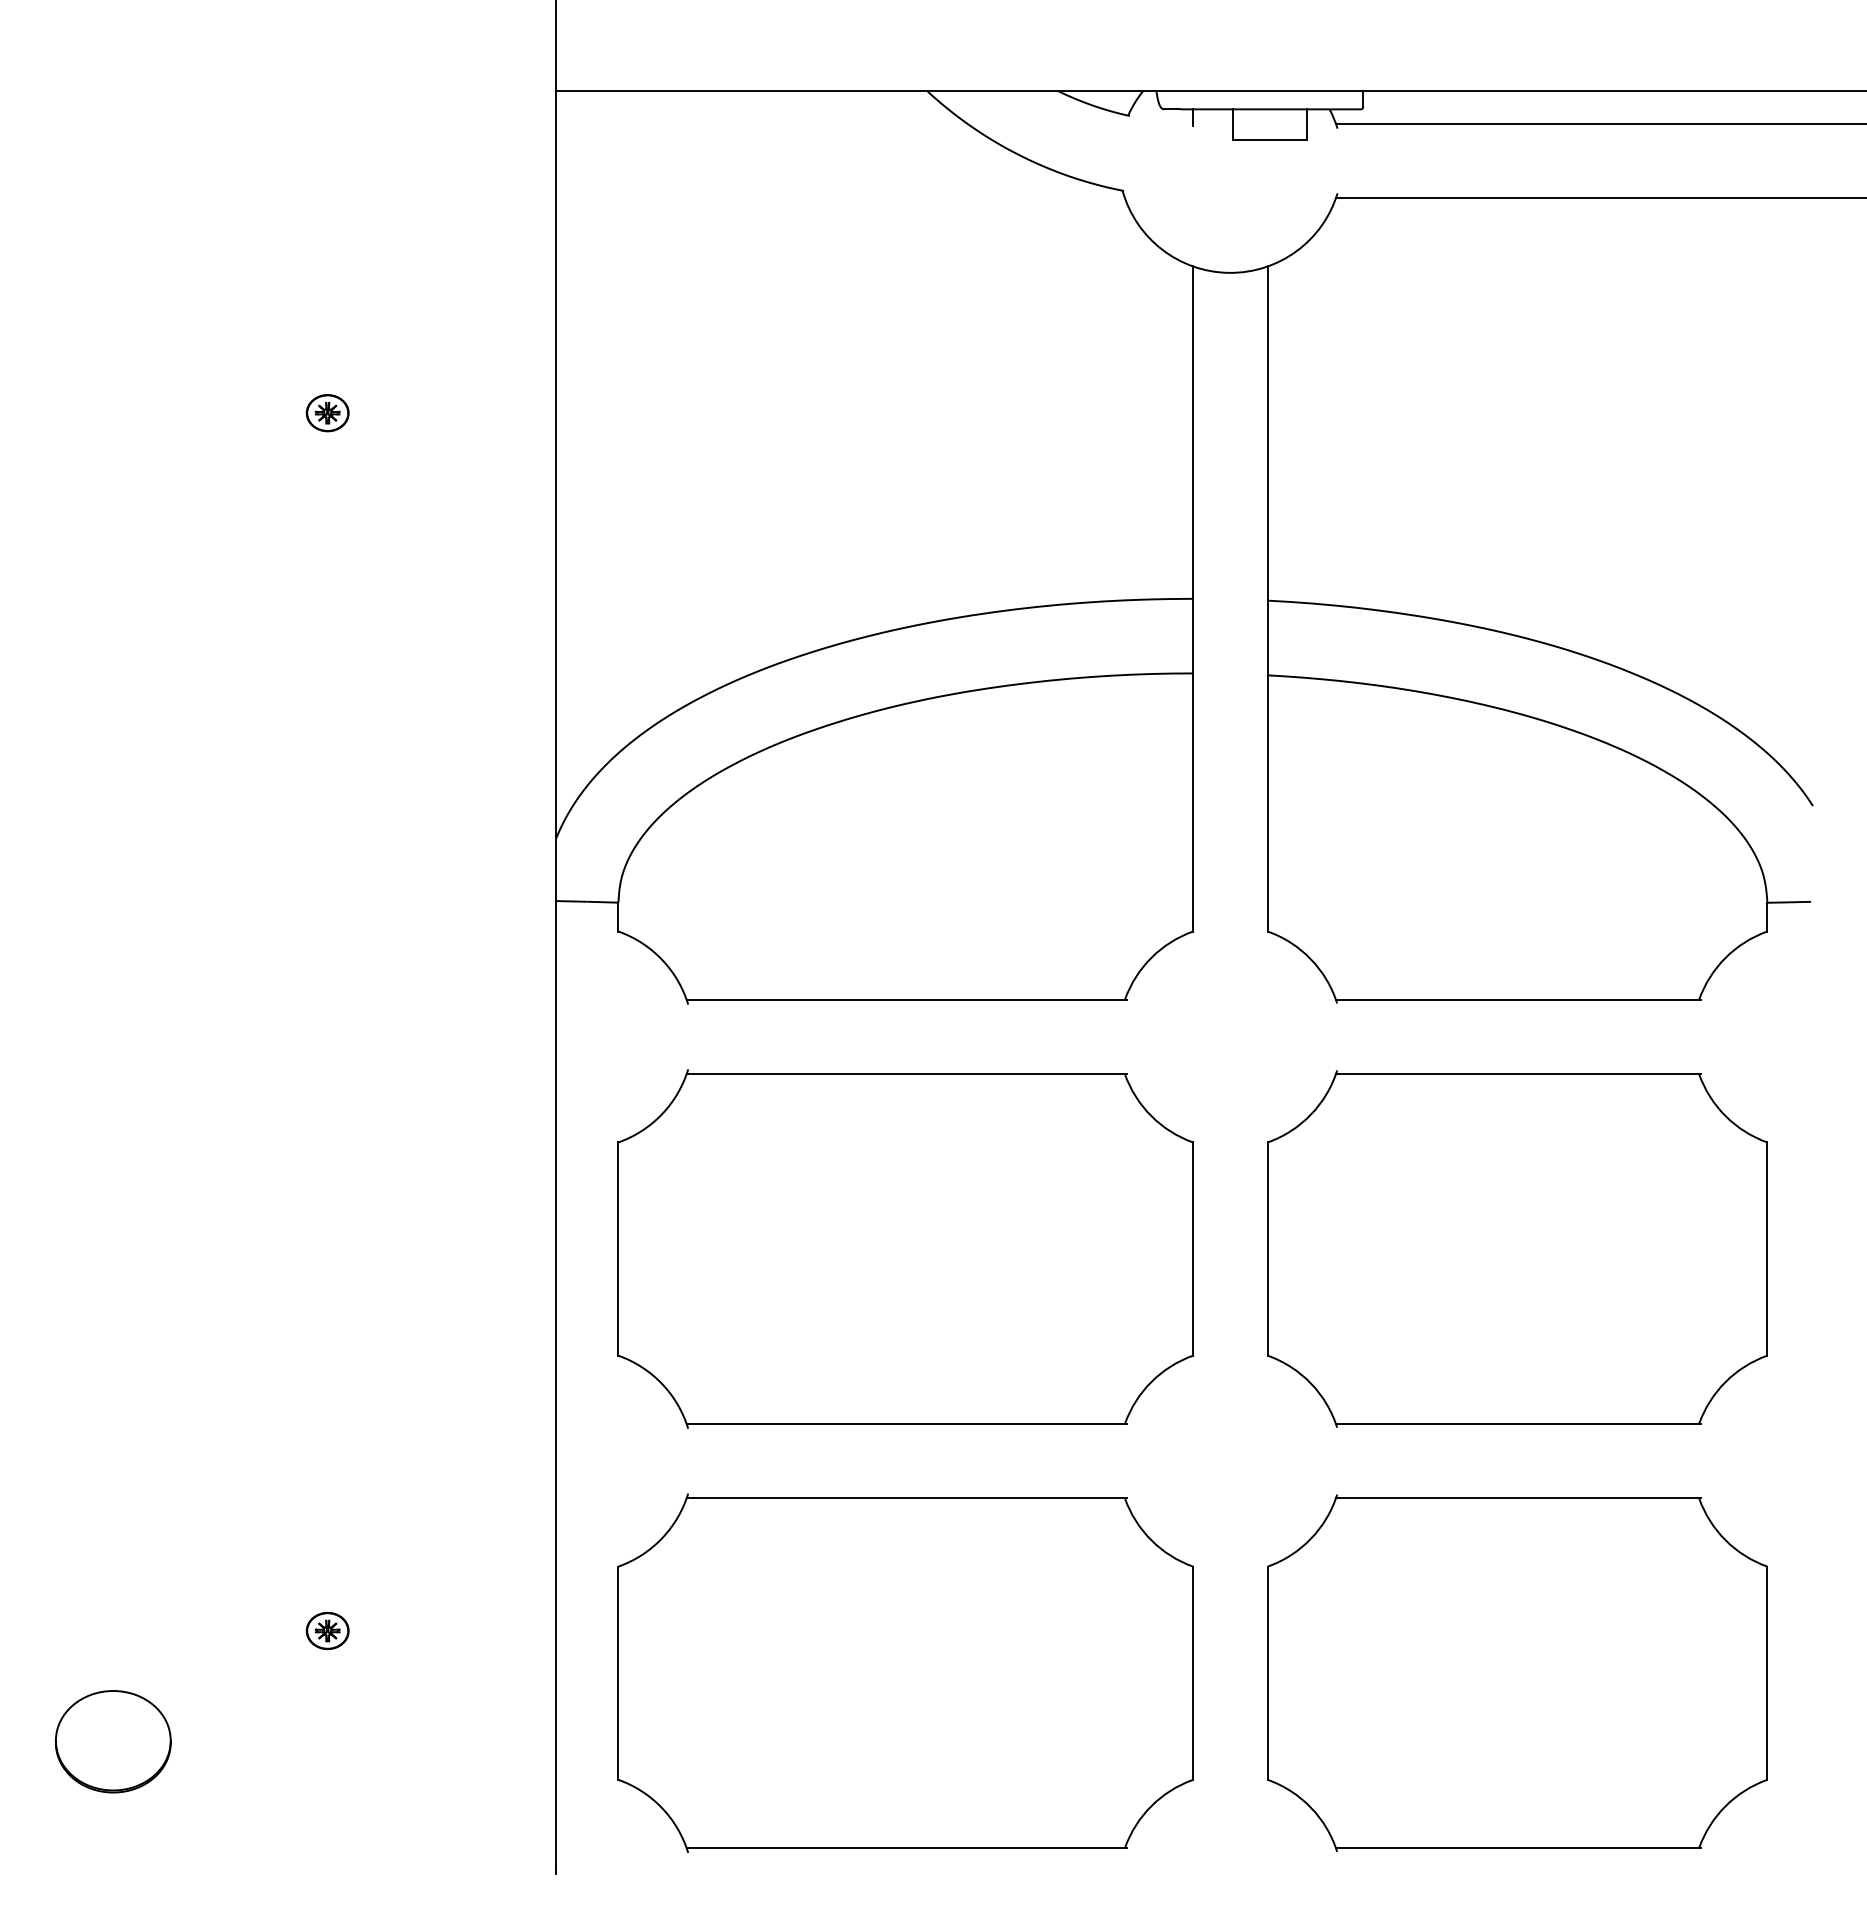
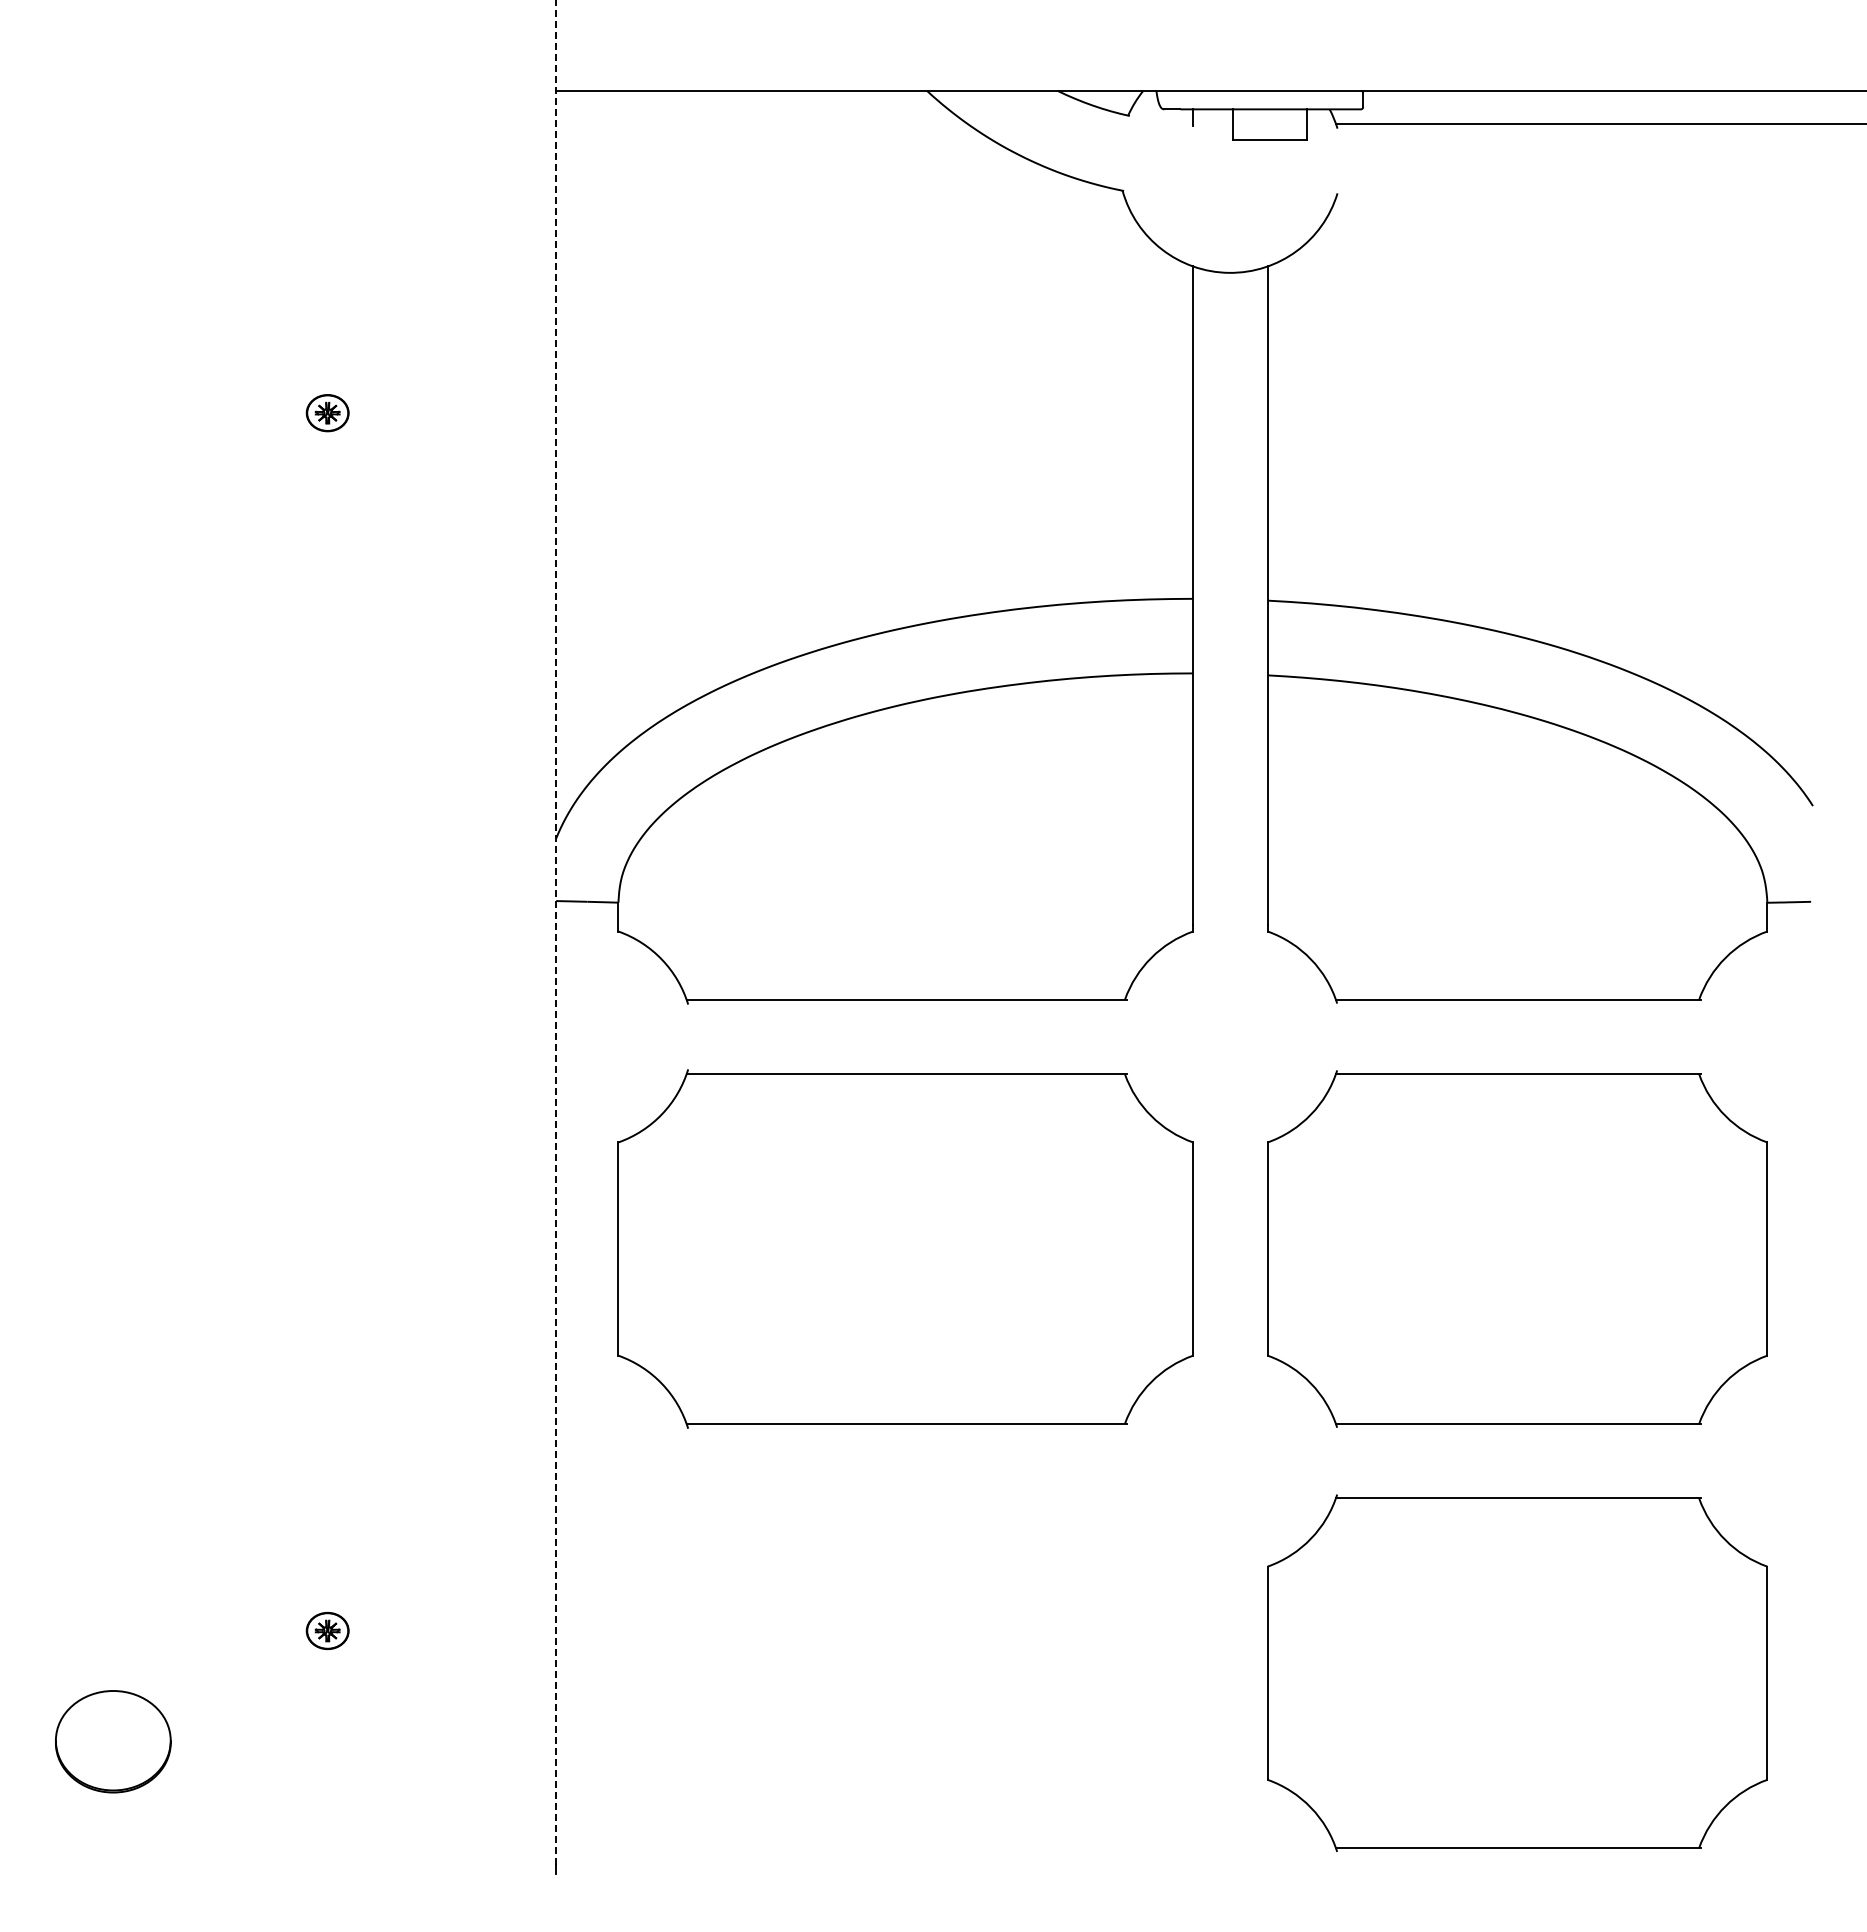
line: present -> none (1599, 198)
line: solid -> dashed (556, 932)
part: present -> none (905, 1672)
